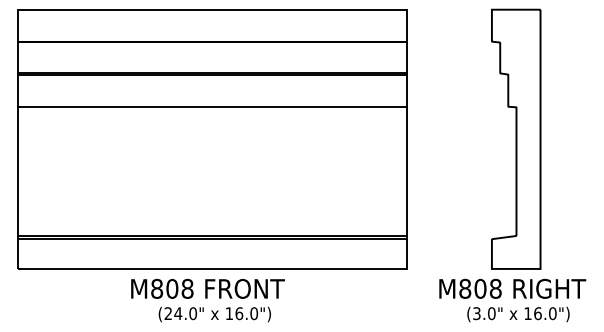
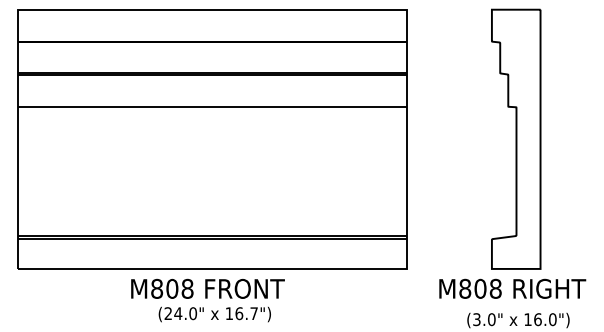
text: 16.0") -> 16.7") (254, 313)
text position: (518, 314) -> (518, 320) (518, 320)
